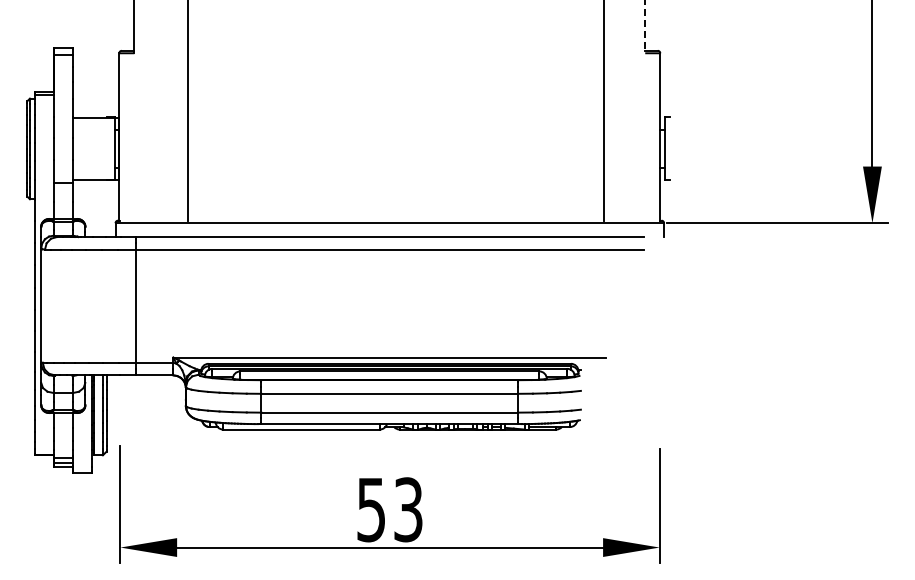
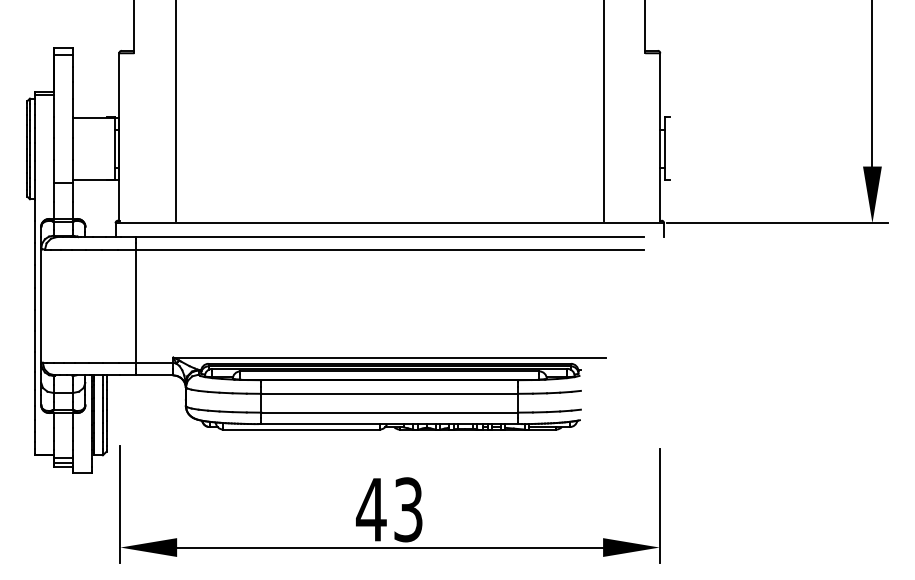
line: dashed -> solid (645, 27)
line position: (187, 111) -> (175, 111) (175, 111)
text: 53 -> 43 (370, 510)
